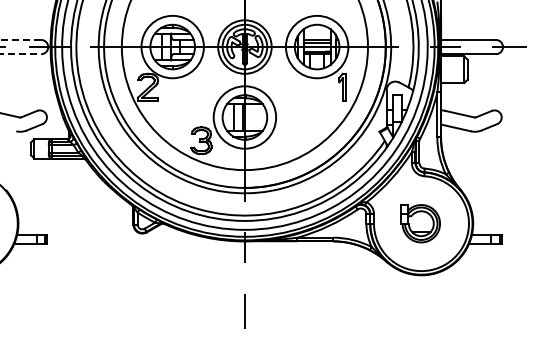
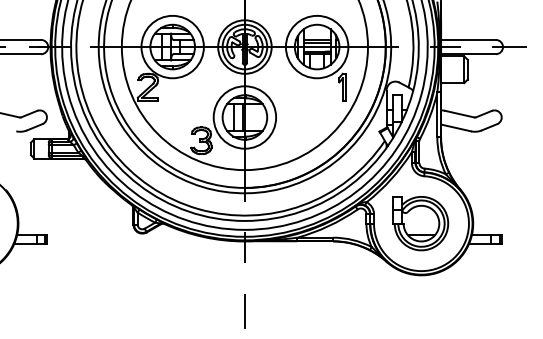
line: dashed -> solid (20, 39)
line: dashed -> solid (21, 54)
part size: 41x40 px -> 58x56 px (420, 223)
